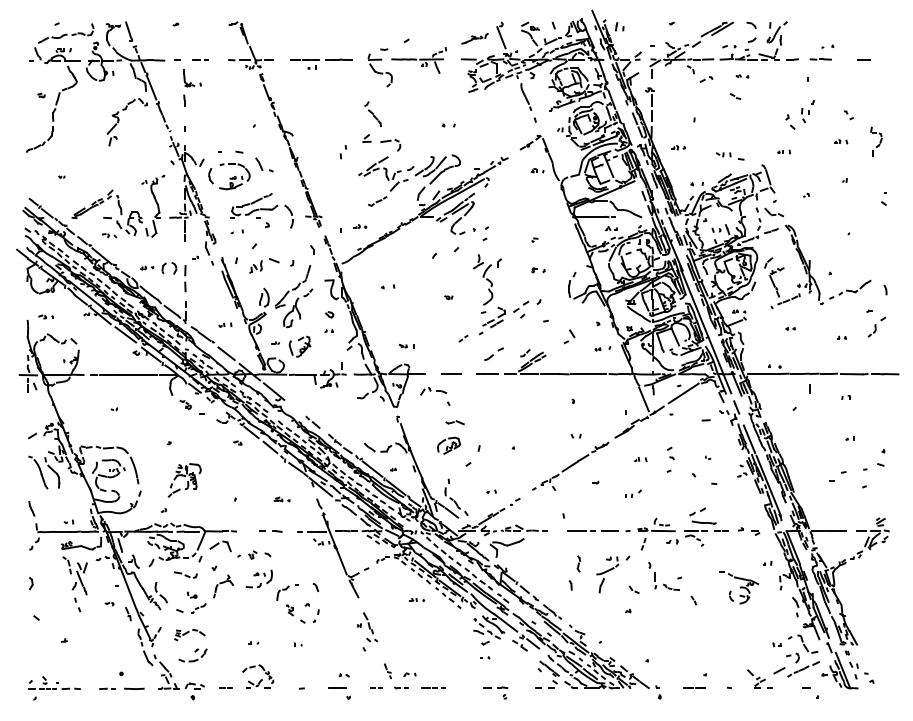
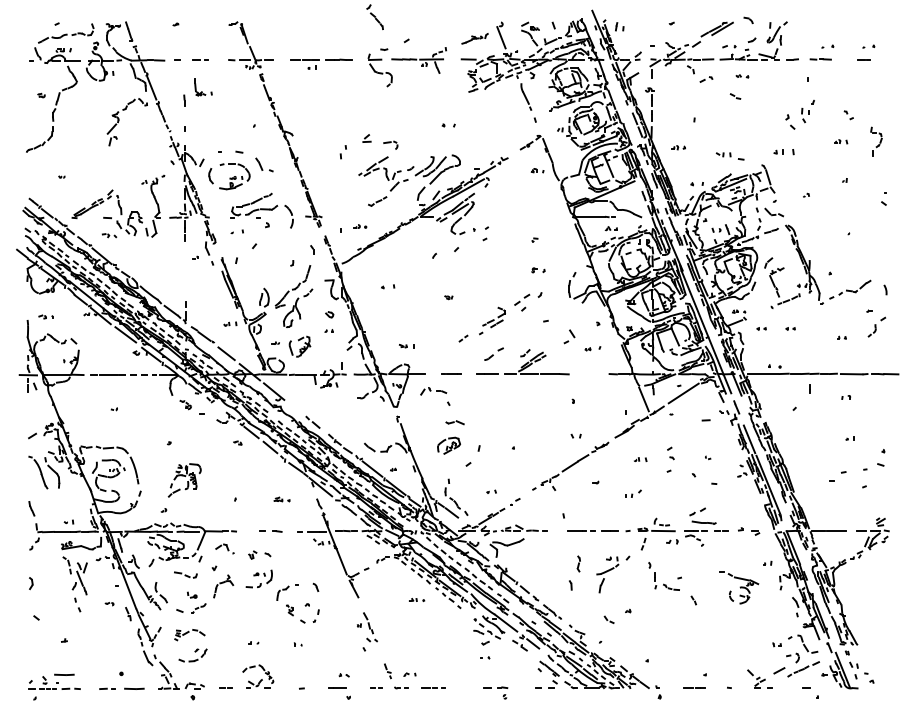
part position: (751, 25) -> (748, 20) (748, 20)
part: none -> present (868, 46)
part position: (192, 78) -> (203, 87) (203, 87)
part position: (372, 114) -> (374, 17) (374, 17)
part size: 22x13 px -> 16x10 px (390, 144)
part size: 14x6 px -> 22x7 px (783, 152)
part: present -> none (264, 265)
part: present -> none (163, 277)
part: present -> none (487, 283)
part position: (527, 308) -> (528, 301) (528, 301)
part position: (225, 324) -> (230, 323) (230, 323)
part: none -> present (761, 328)
part position: (602, 348) -> (592, 348) (592, 348)
line: present -> none (588, 374)
line: solid -> dashed (138, 375)
part size: 32x18 px -> 20x12 px (224, 548)
part position: (633, 589) -> (608, 619) (608, 619)
line: none -> present (64, 674)
